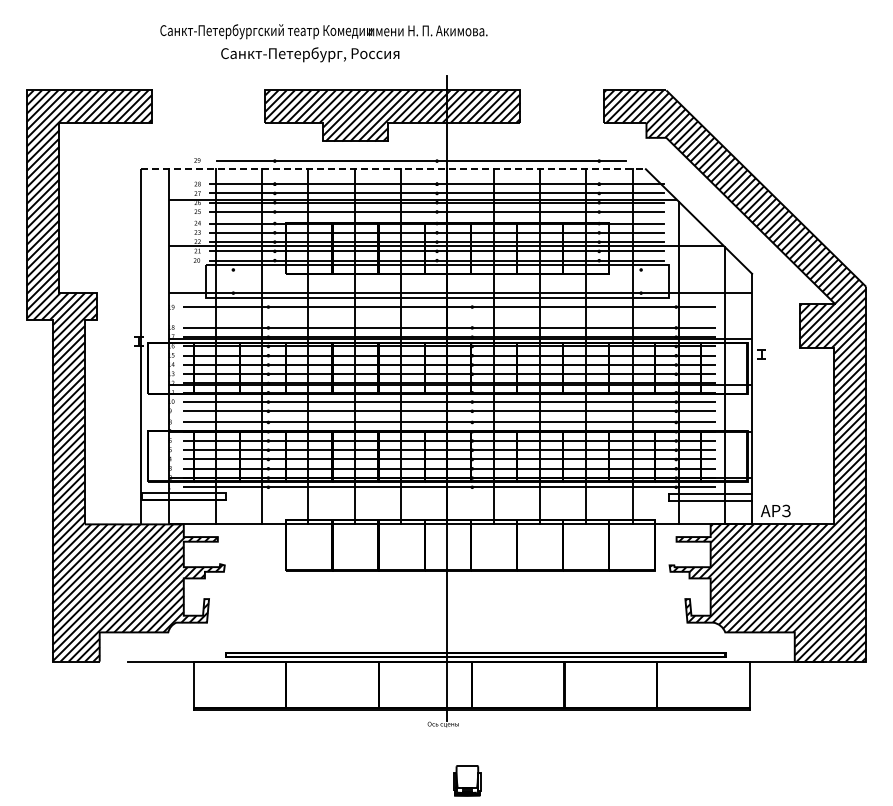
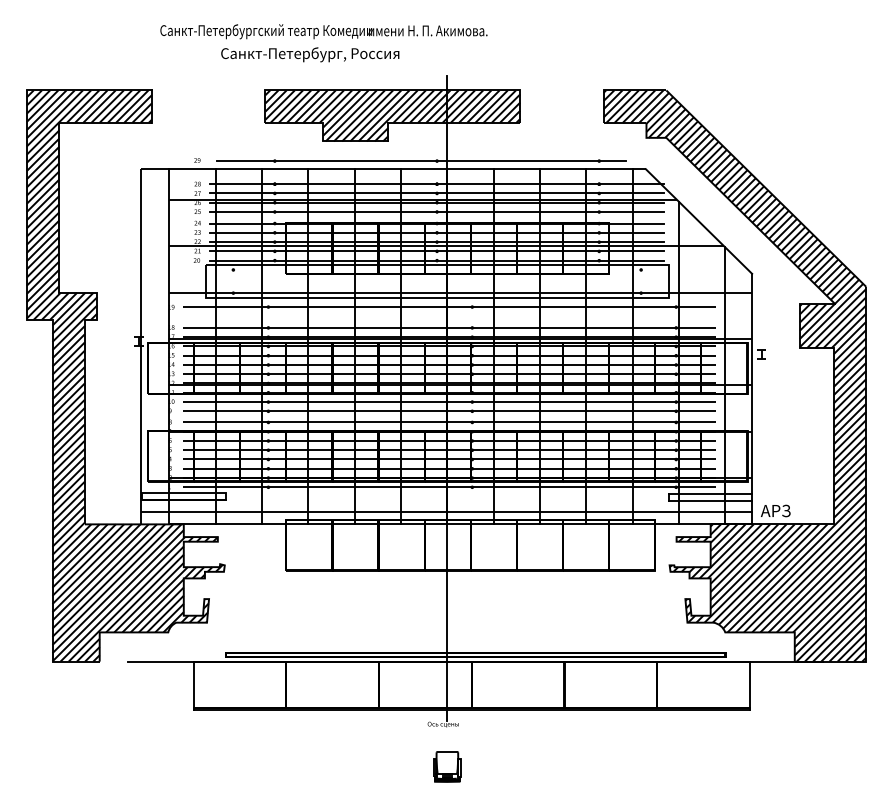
line: dashed -> solid (393, 169)
line: none -> present (447, 512)
part position: (467, 780) -> (447, 766) (447, 766)
